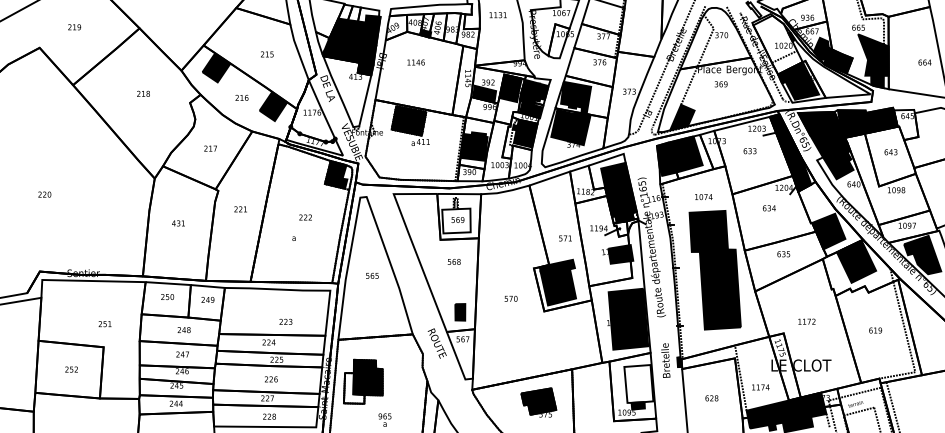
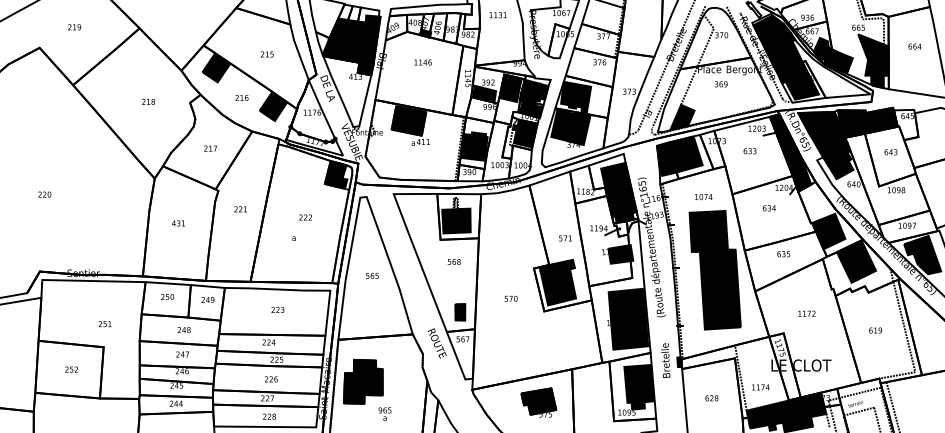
fill: none -> present (777, 44)
text position: (415, 62) -> (422, 62) (422, 62)
text position: (924, 62) -> (914, 46) (914, 46)
text position: (143, 93) -> (148, 101) (148, 101)
fill: none -> present (456, 220)
text position: (285, 321) -> (277, 309) (277, 309)
text position: (806, 321) -> (806, 313) (806, 313)
fill: none -> present (638, 383)
fill: none -> present (353, 388)
text position: (384, 419) -> (384, 413) (384, 413)
